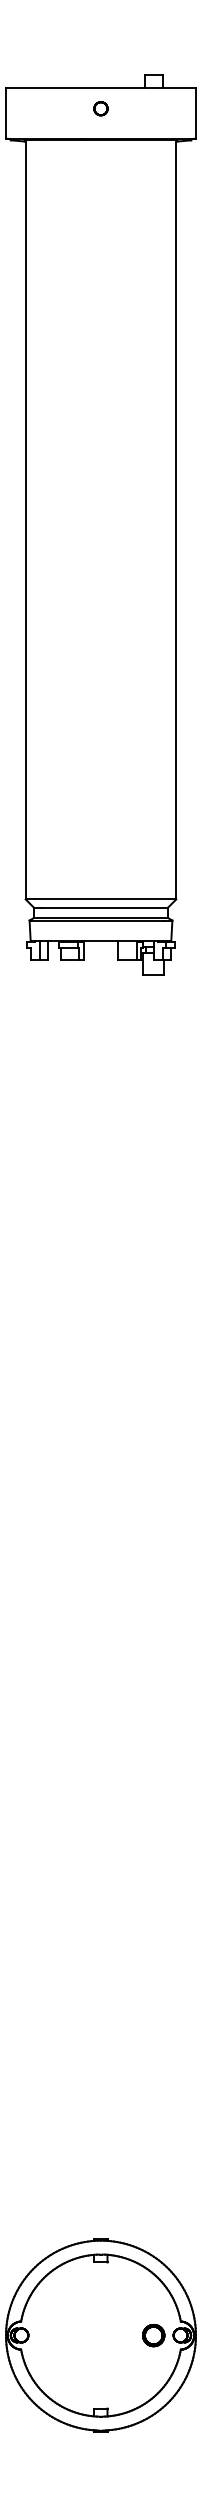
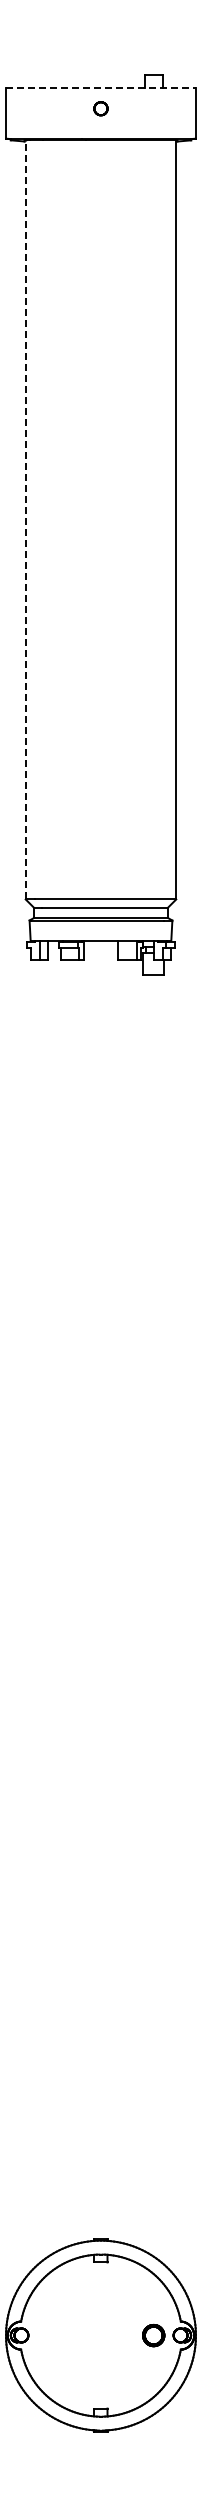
line: solid -> dashed (100, 87)
line: solid -> dashed (25, 519)
